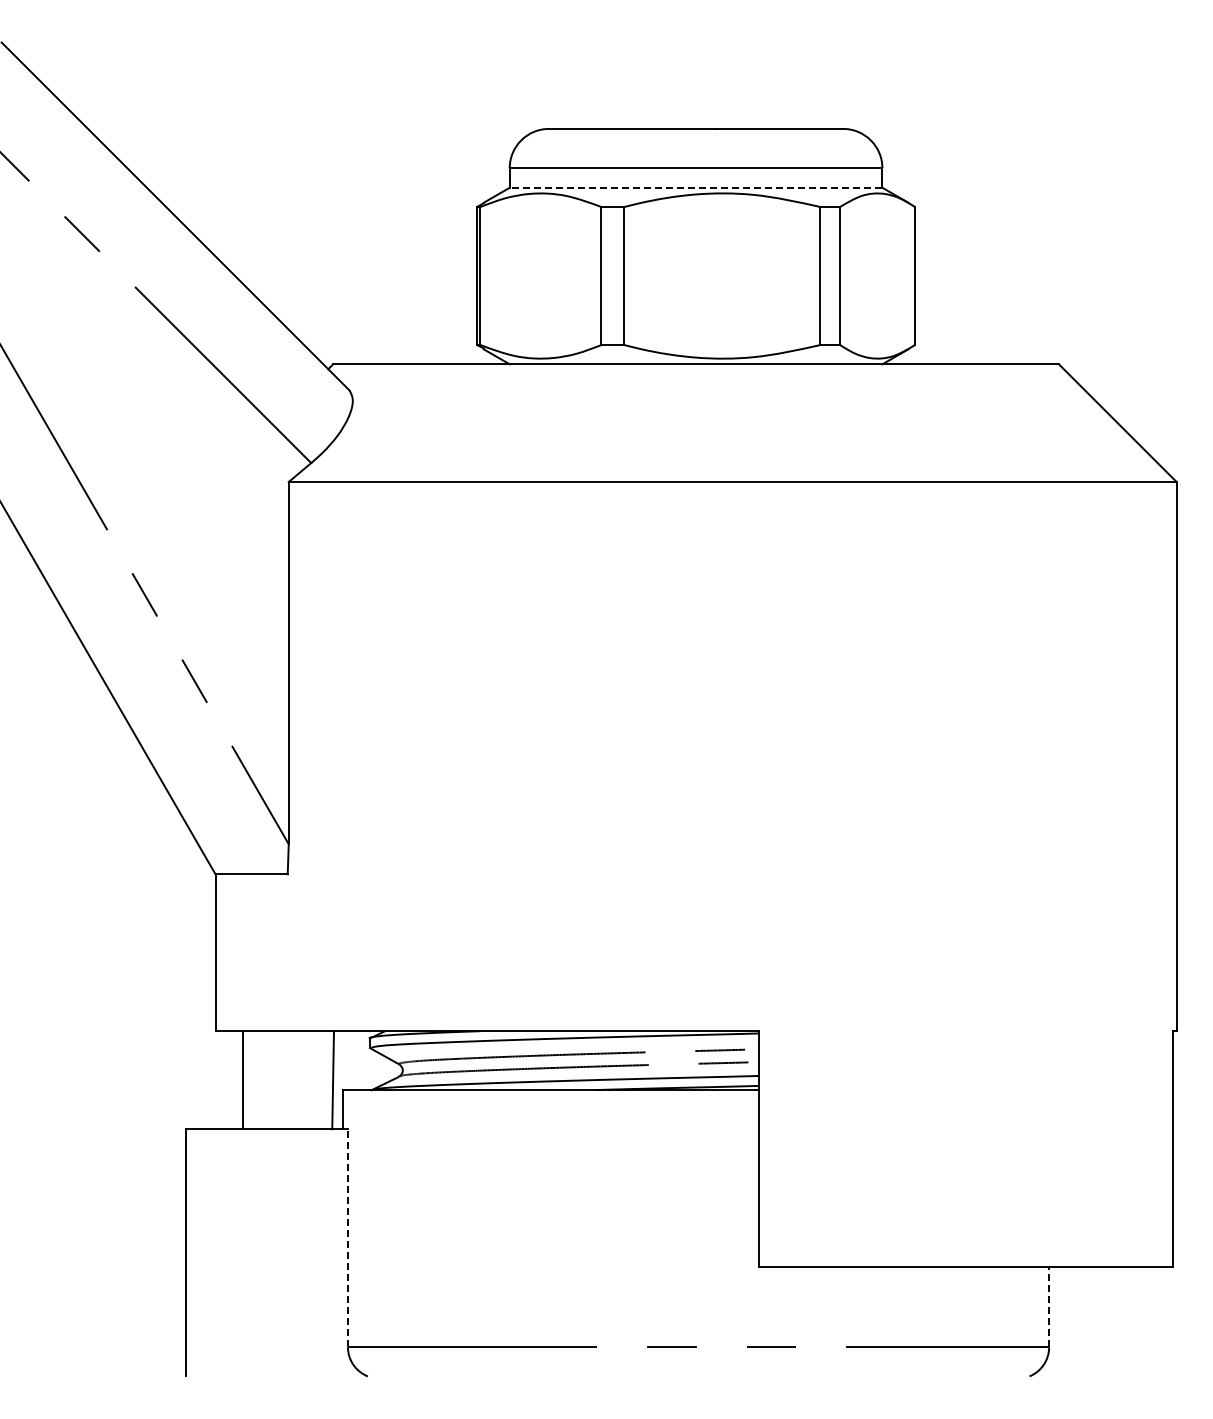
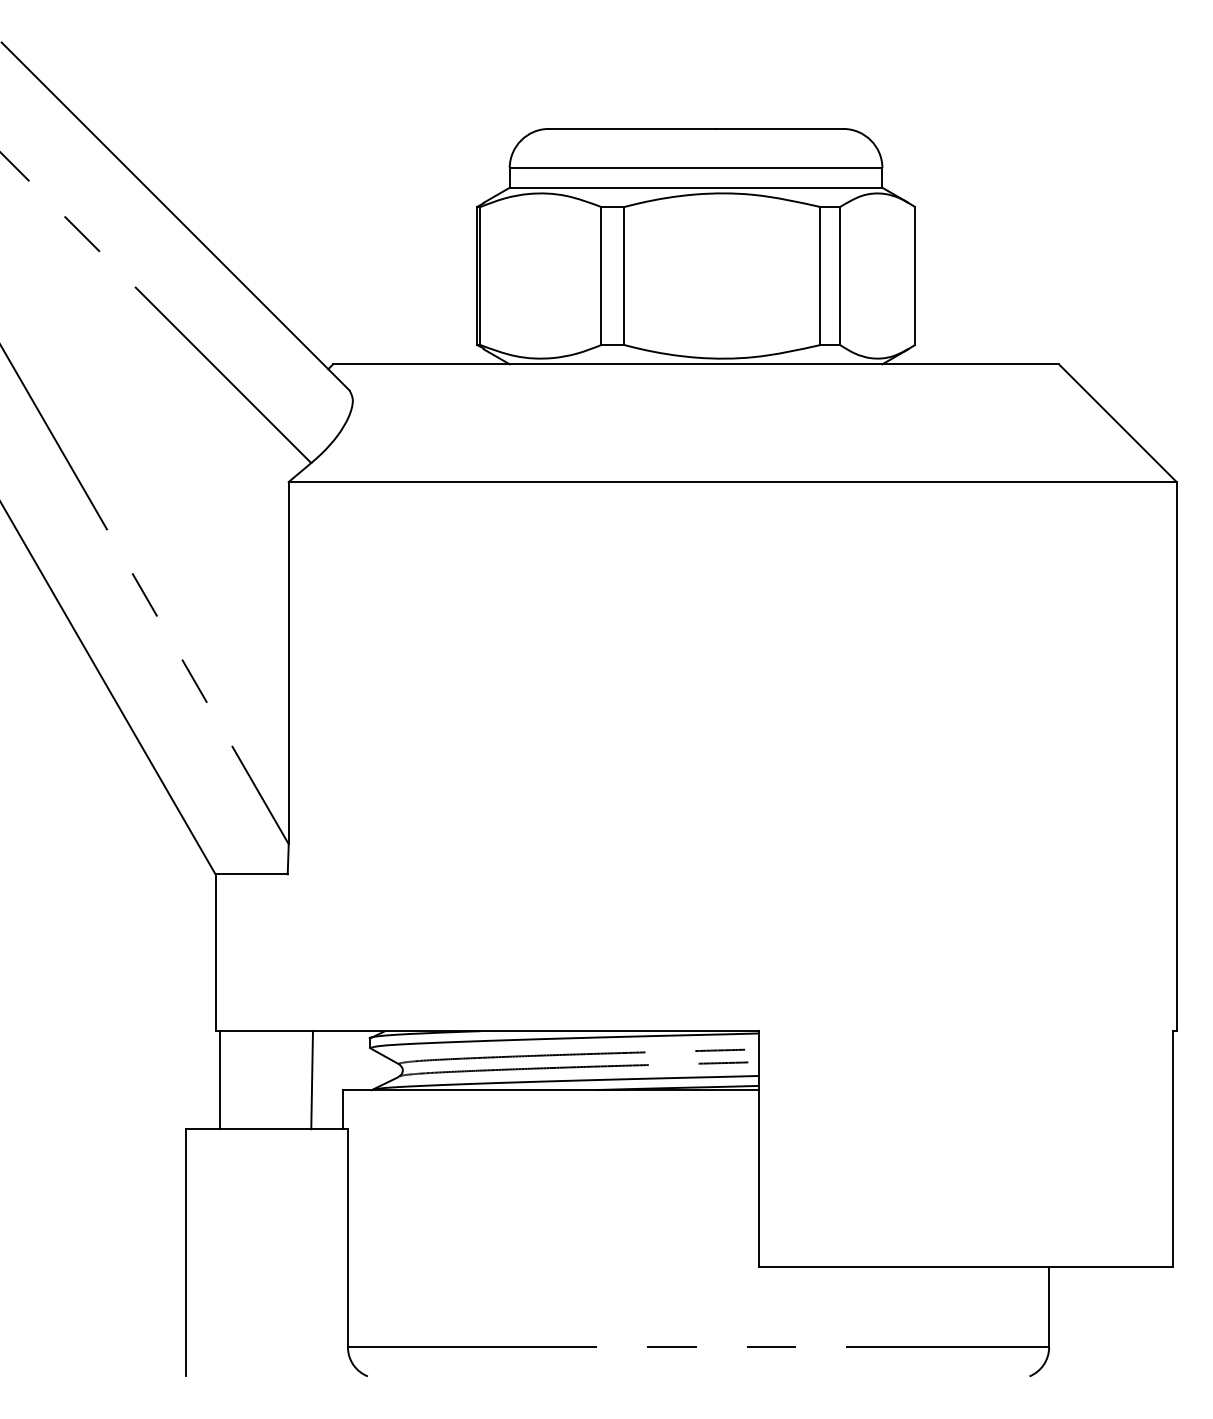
line: dashed -> solid (695, 187)
line position: (242, 1080) -> (219, 1080) (219, 1080)
line position: (333, 1080) -> (312, 1080) (312, 1080)
line: dashed -> solid (347, 1237)
line: dashed -> solid (1049, 1306)
